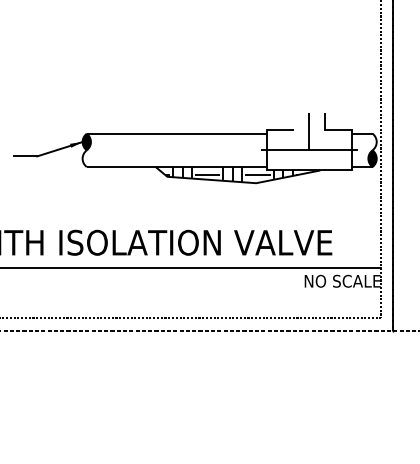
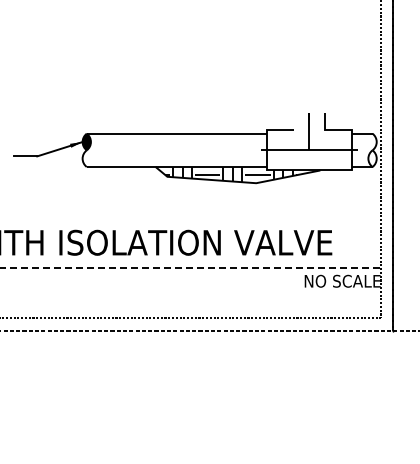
fill: present -> none (372, 158)
line: solid -> dashed (190, 267)
